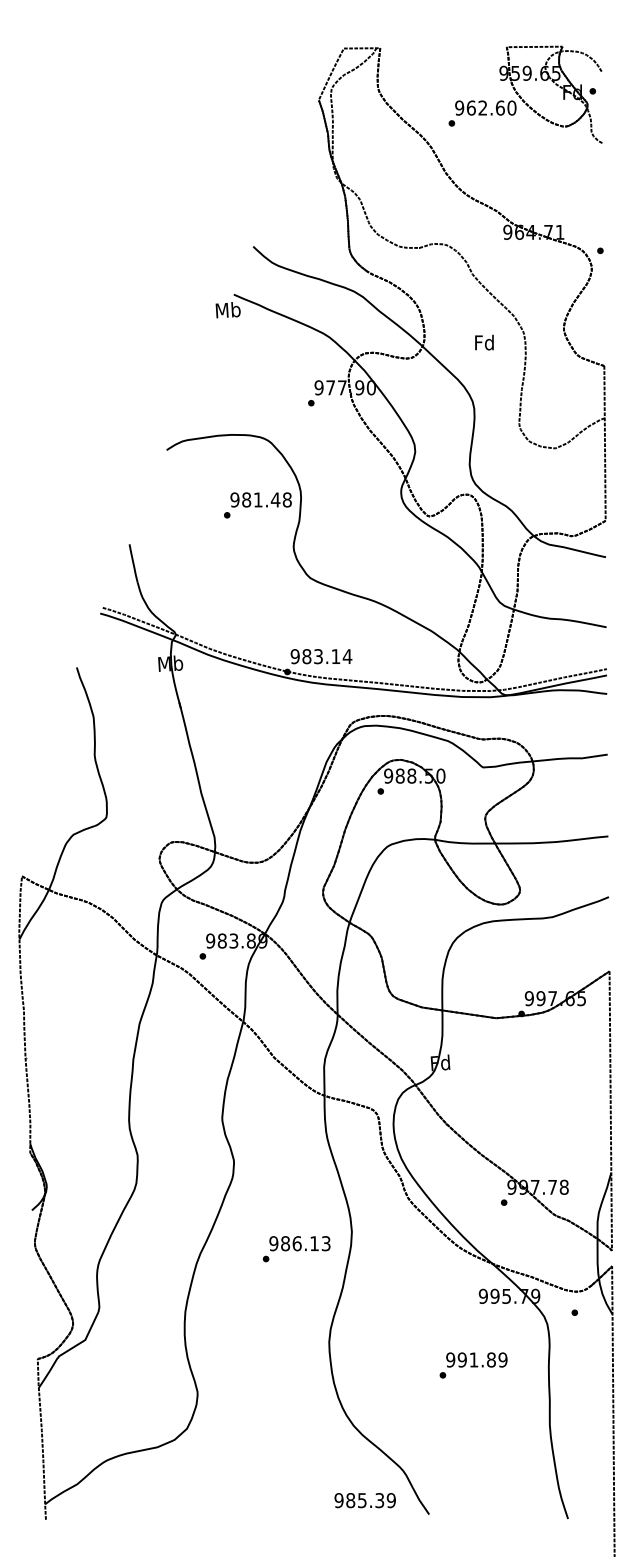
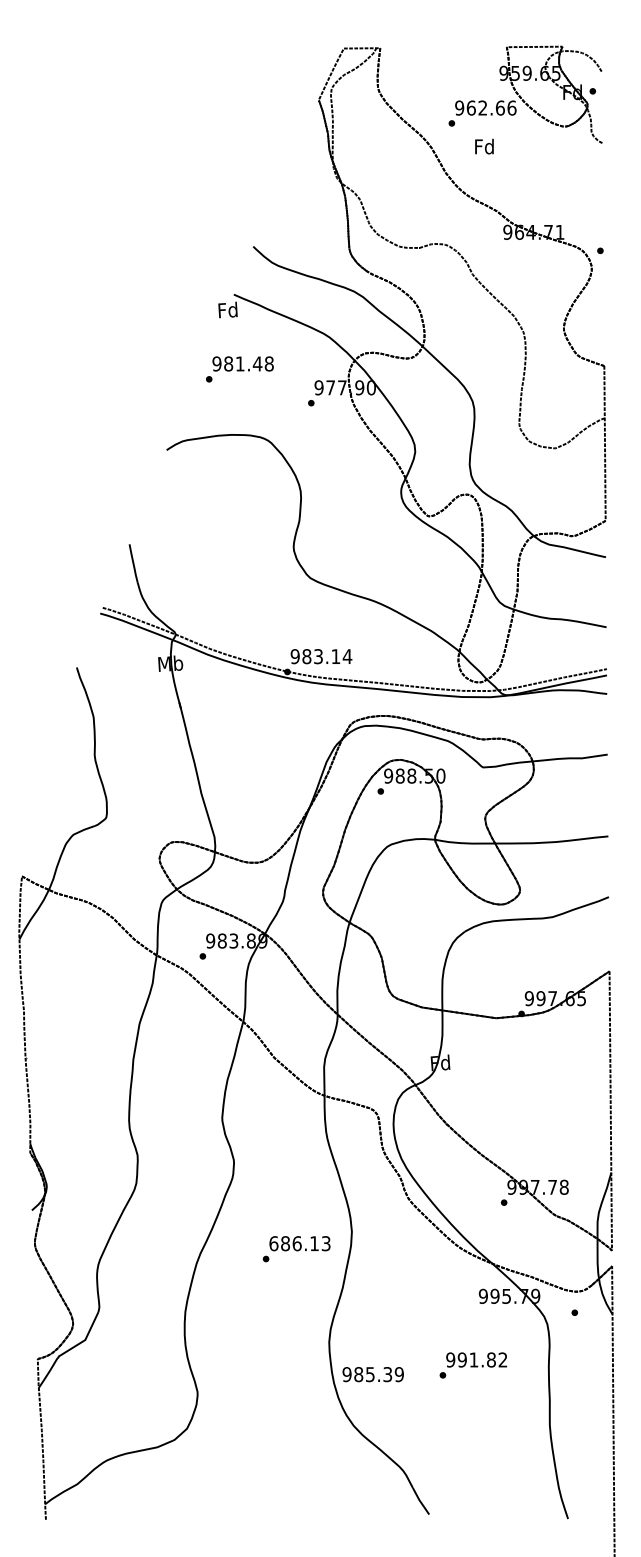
text: 962.60 -> 962.66 (511, 107)
text: Mb -> Fd (227, 309)
text position: (484, 342) -> (484, 146) (484, 146)
text position: (257, 505) -> (239, 369) (239, 369)
text: 986.13 -> 686.13 (273, 1243)
text: 991.89 -> 991.82 (502, 1359)
text position: (364, 1500) -> (372, 1374) (372, 1374)
